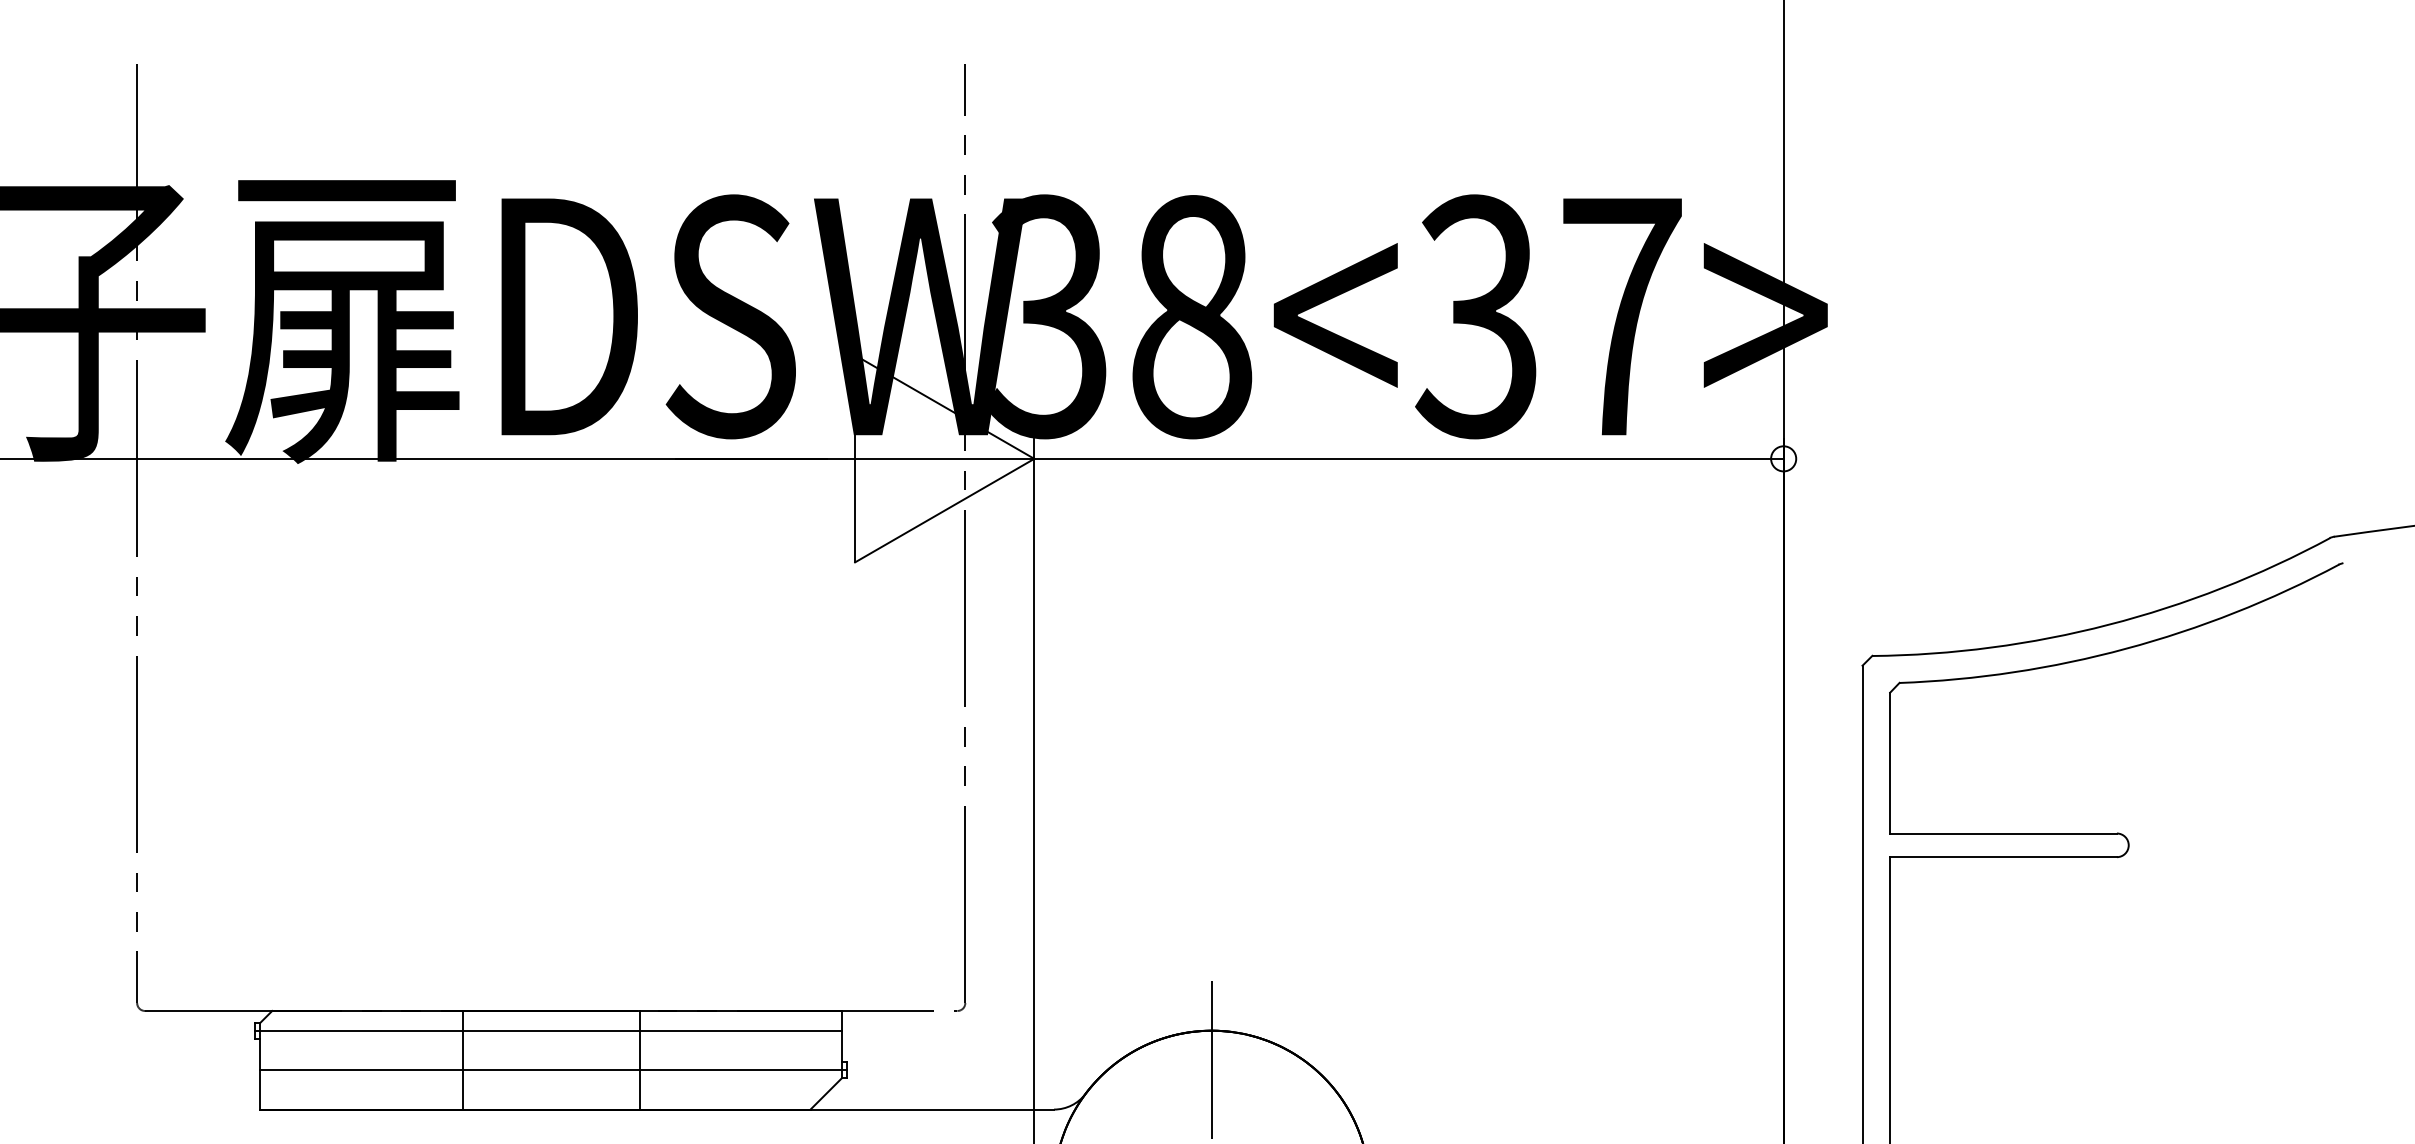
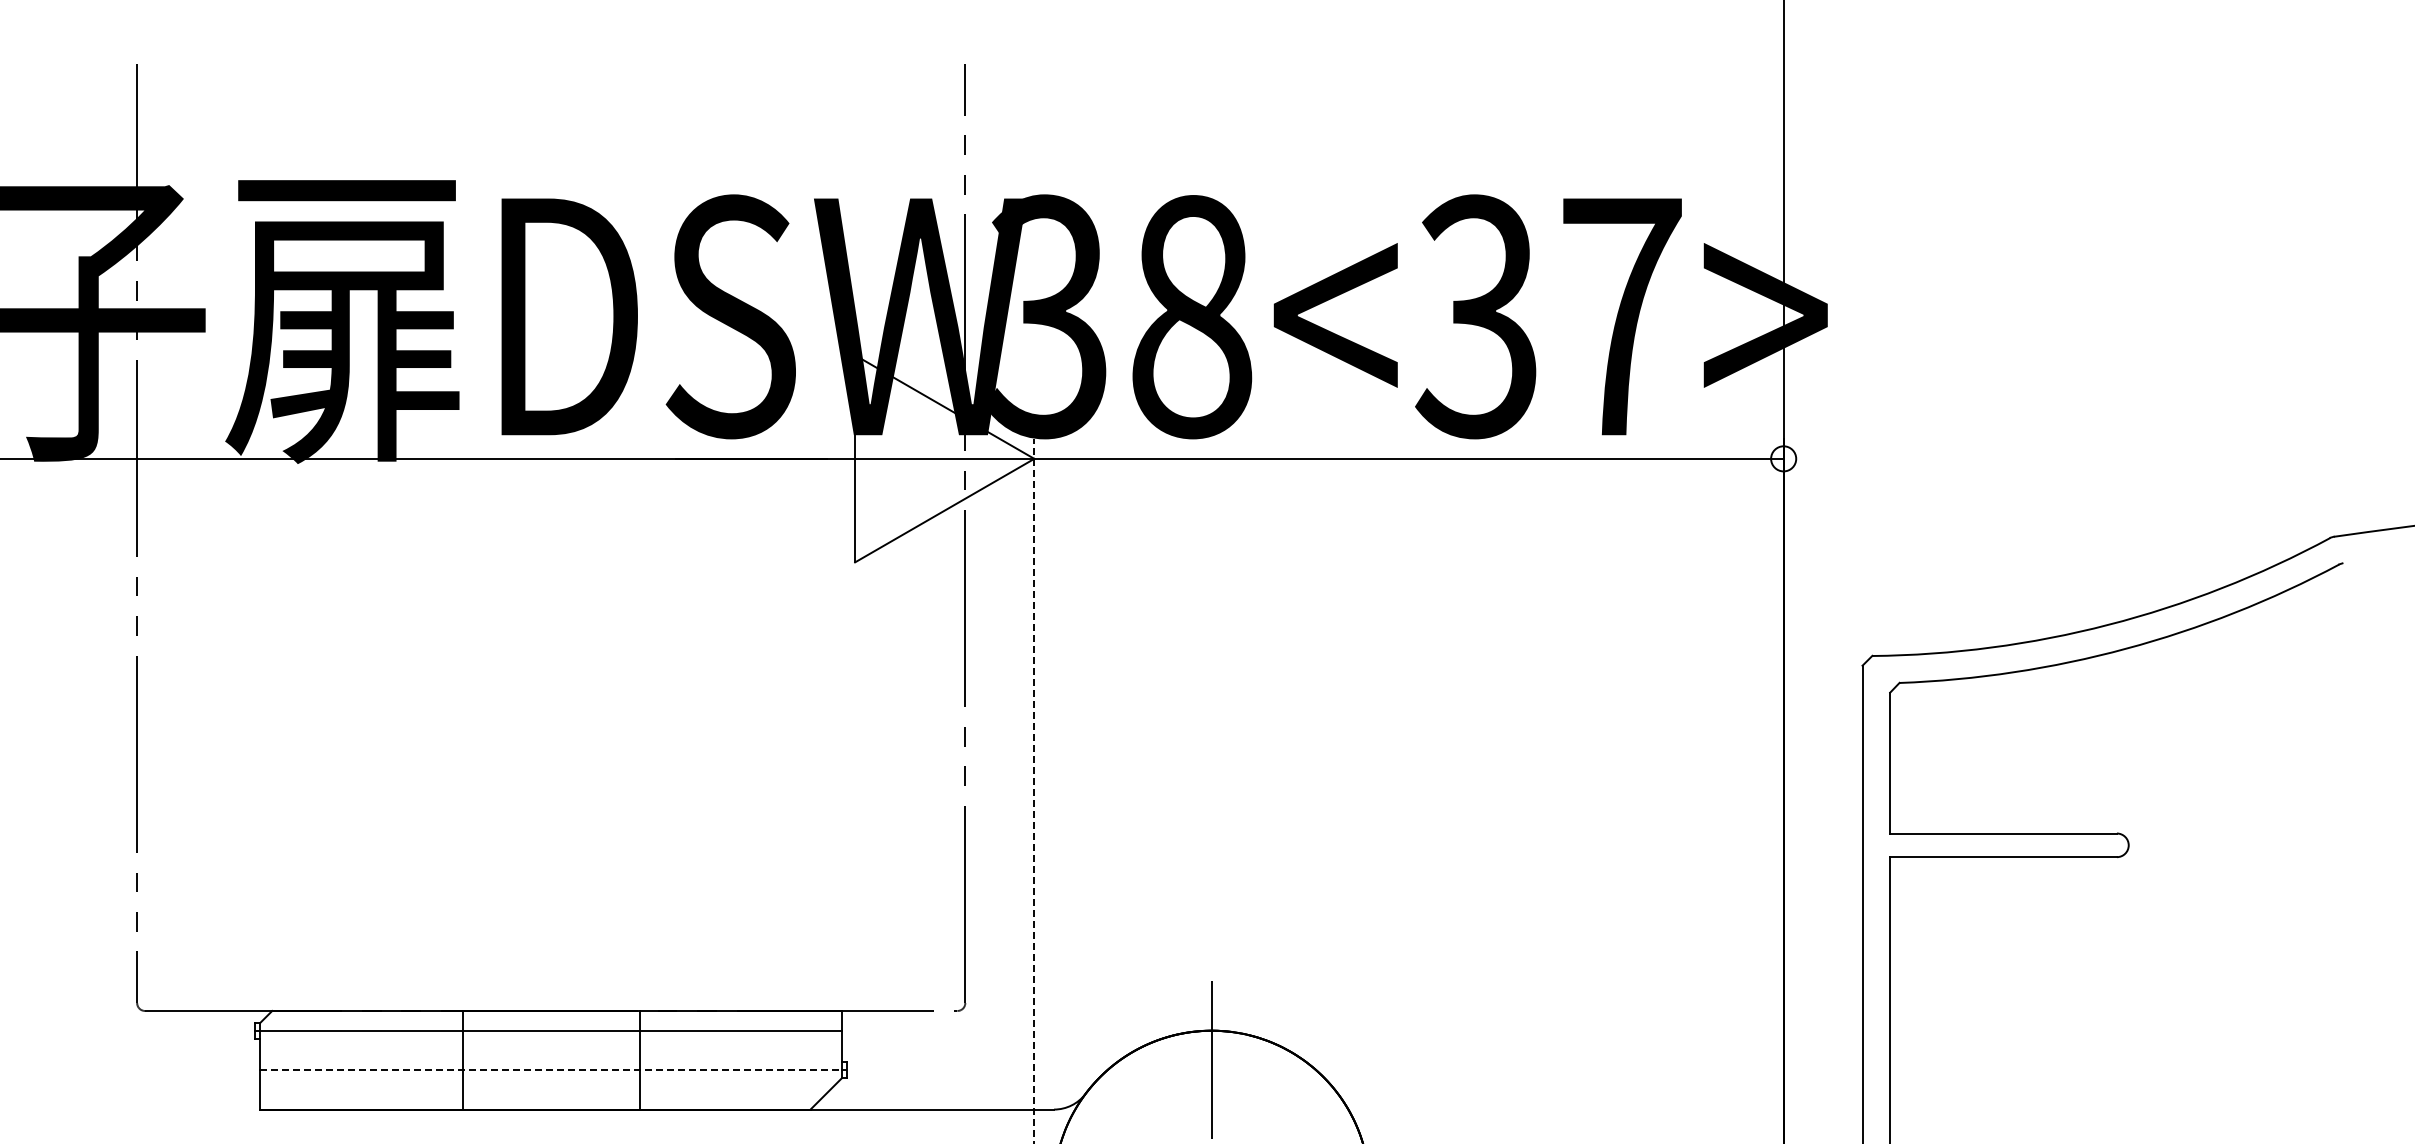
line: solid -> dashed (1034, 791)
line: solid -> dashed (554, 1070)
